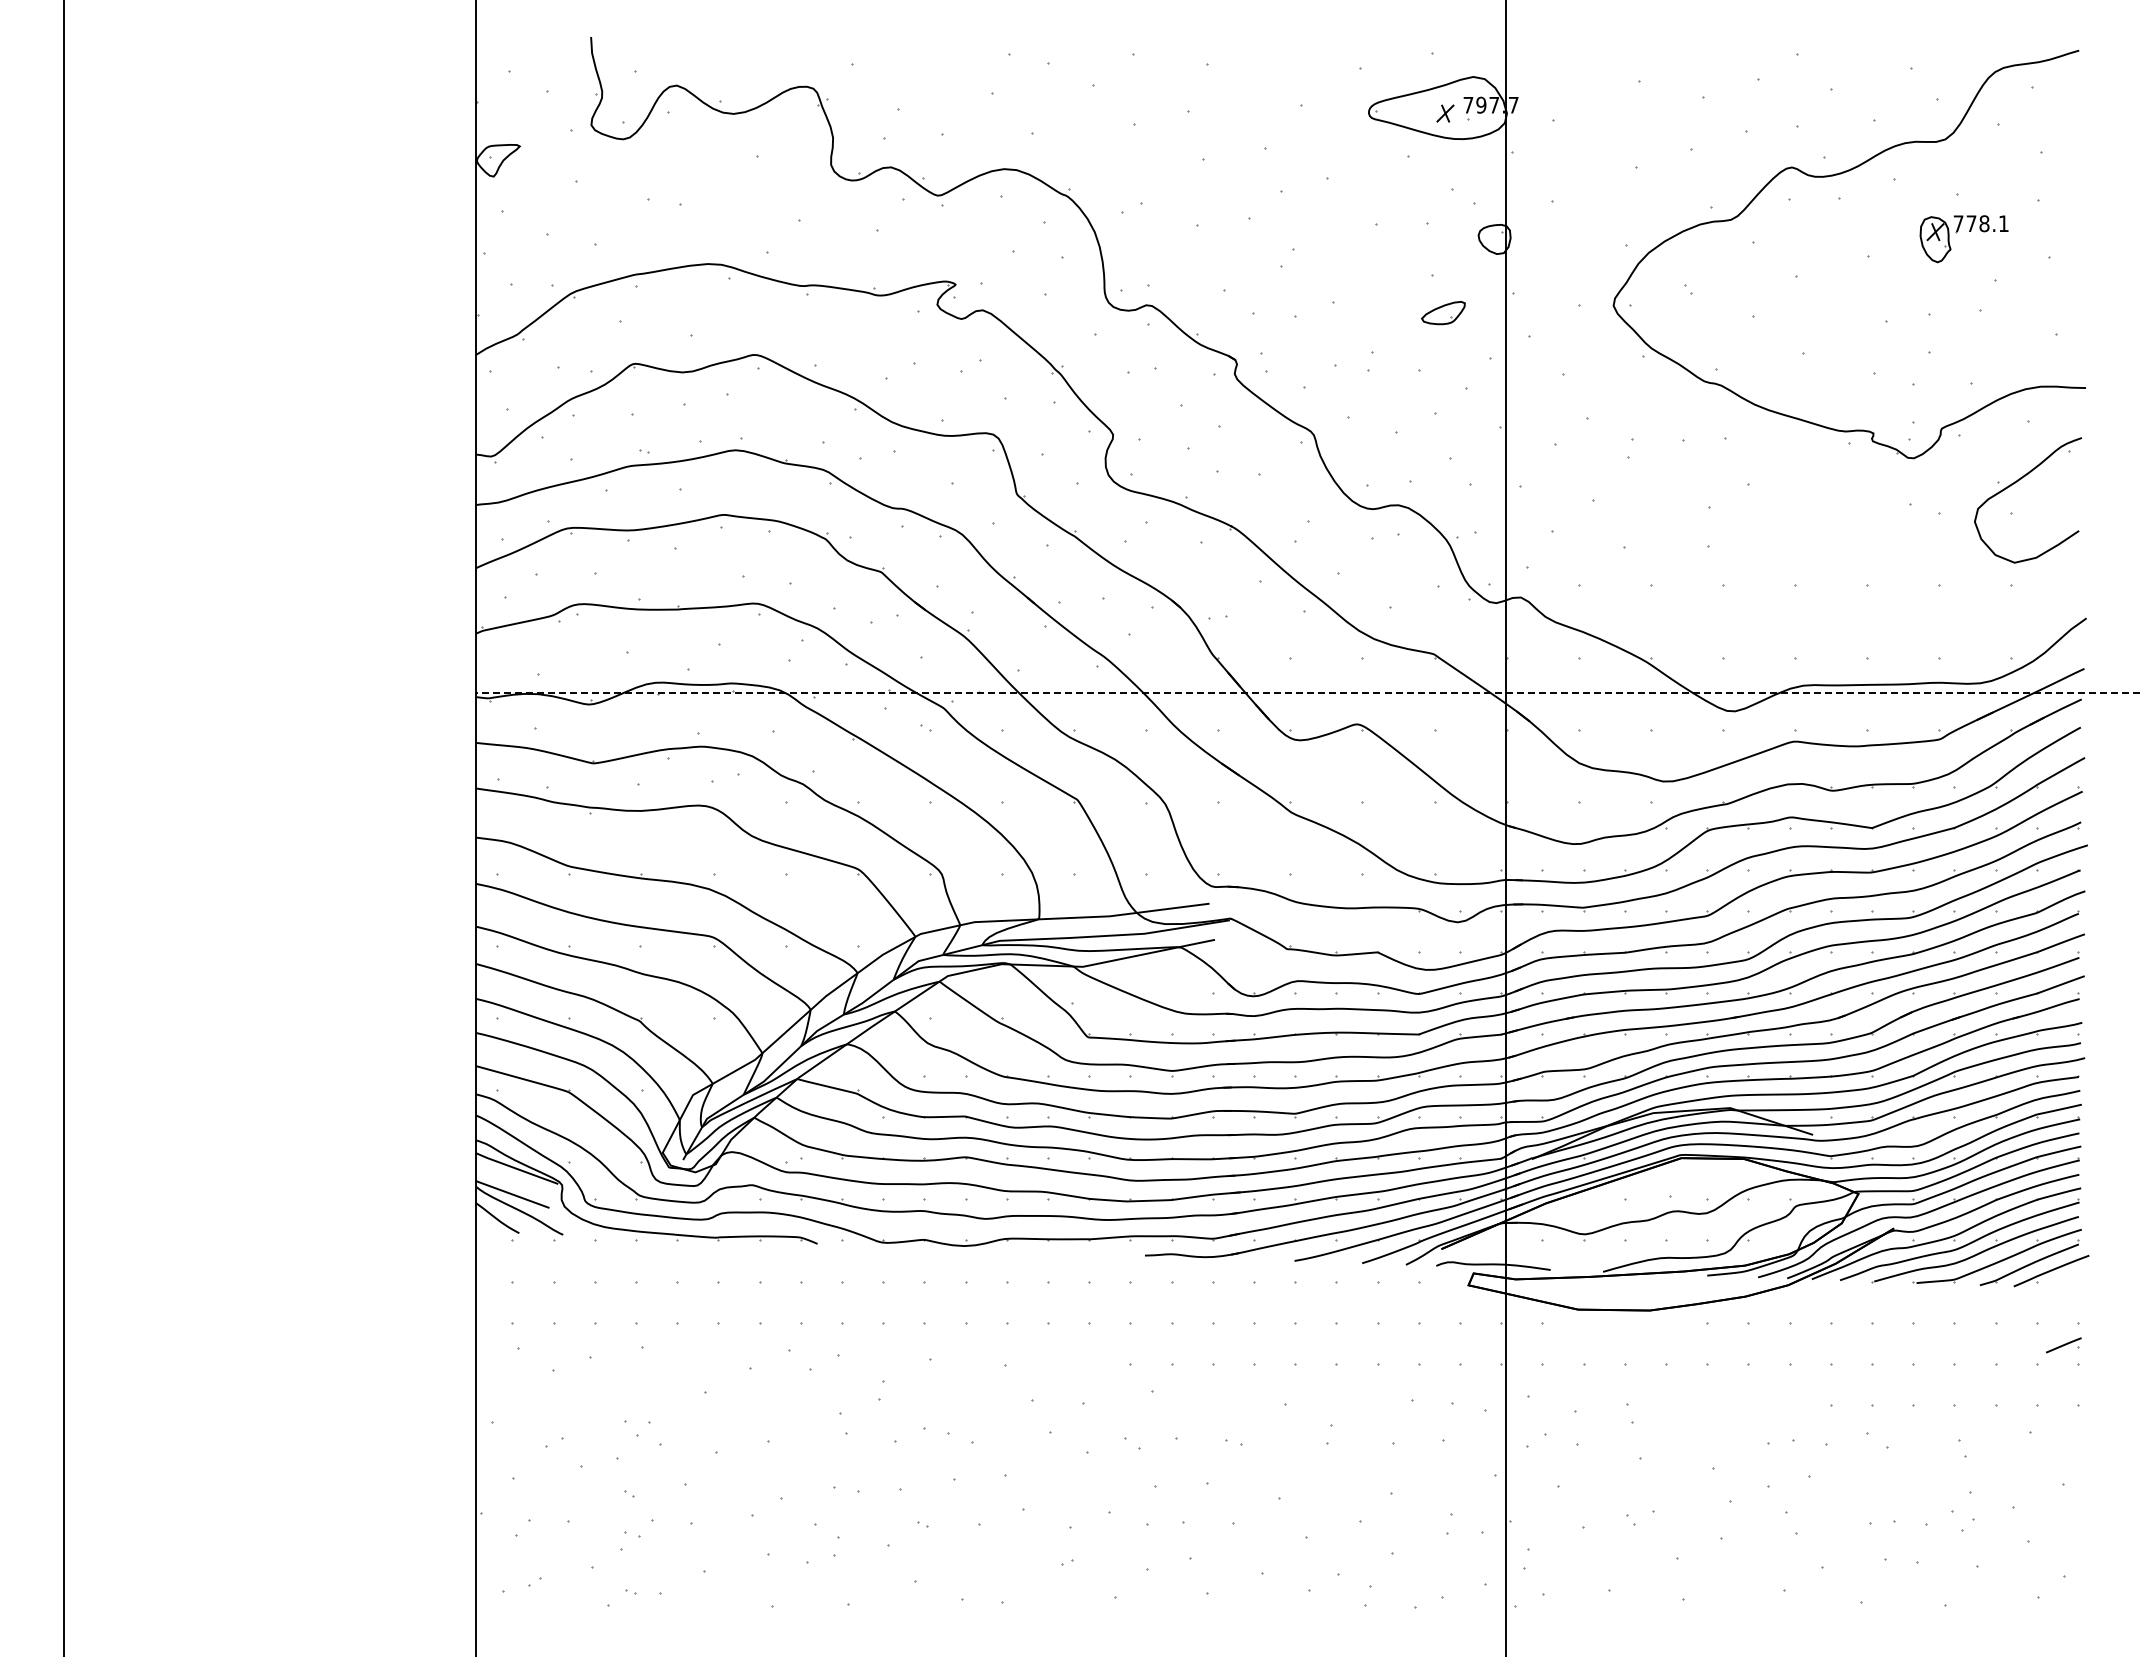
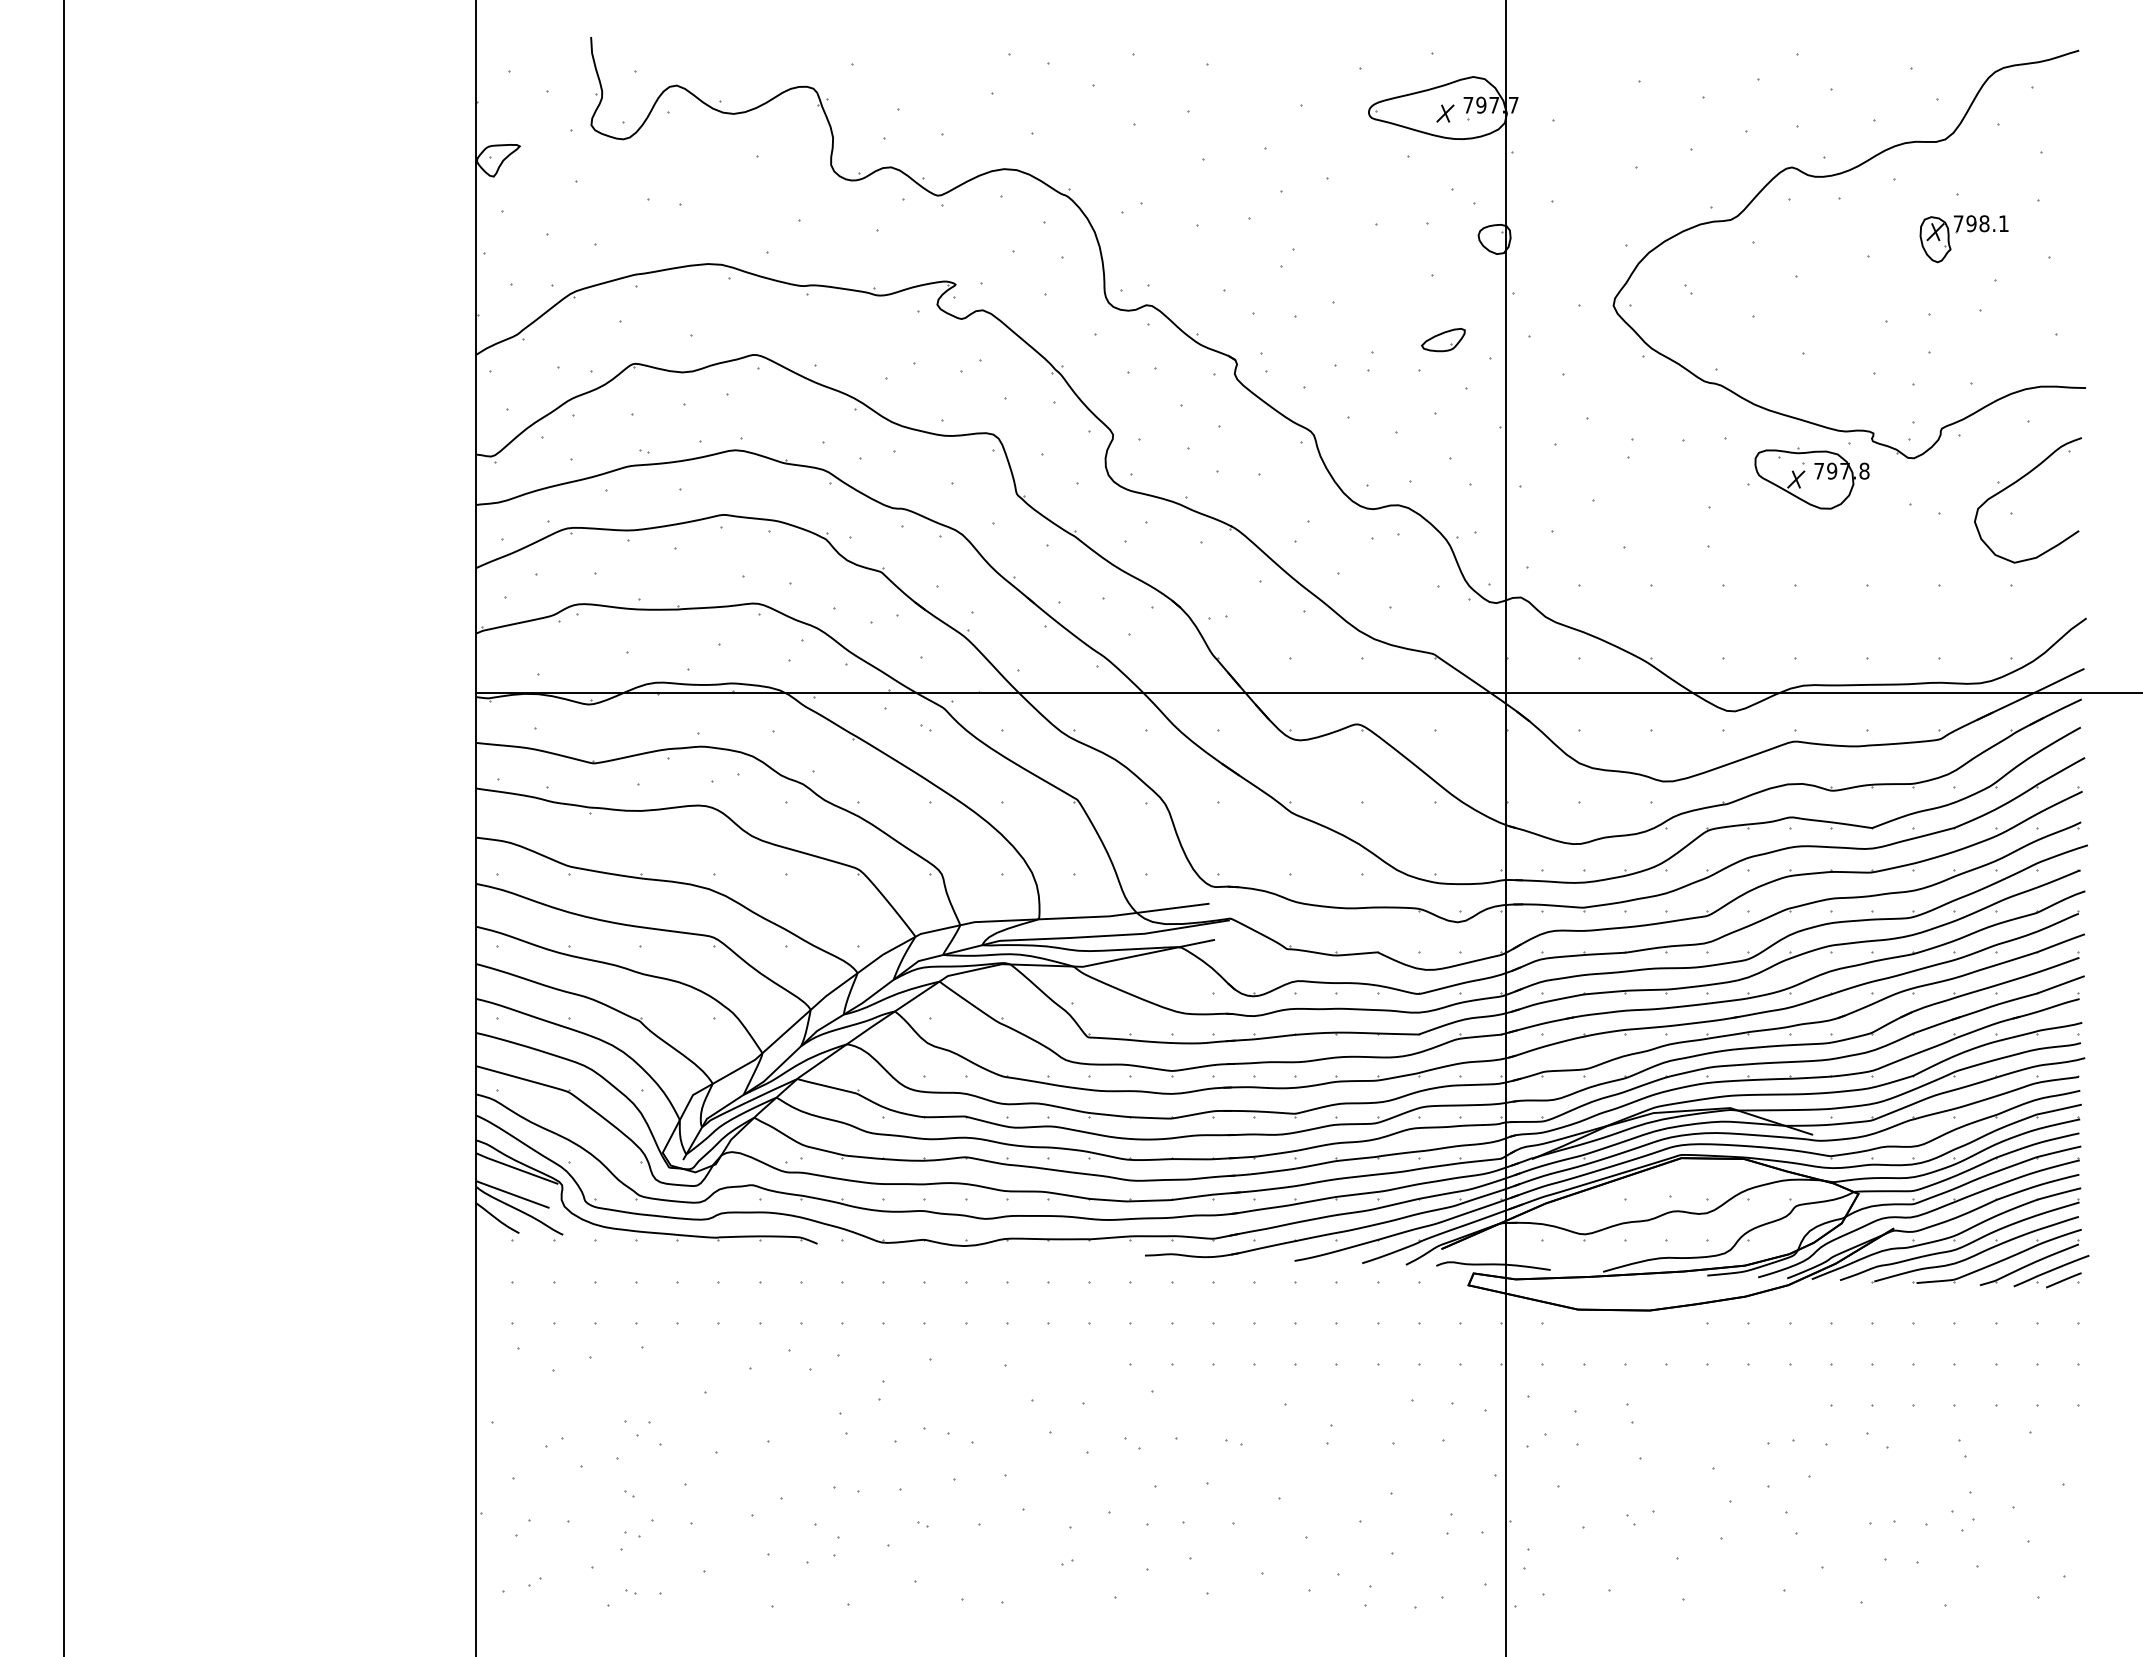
text: 778.1 -> 798.1 (1971, 223)
part position: (1443, 313) -> (1443, 340) (1443, 340)
part: none -> present (1811, 478)
line: dashed -> solid (1309, 692)
part position: (2063, 1345) -> (2063, 1280) (2063, 1280)
